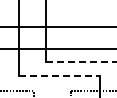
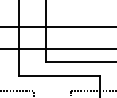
line: dashed -> solid (81, 61)
line: dashed -> solid (59, 76)
